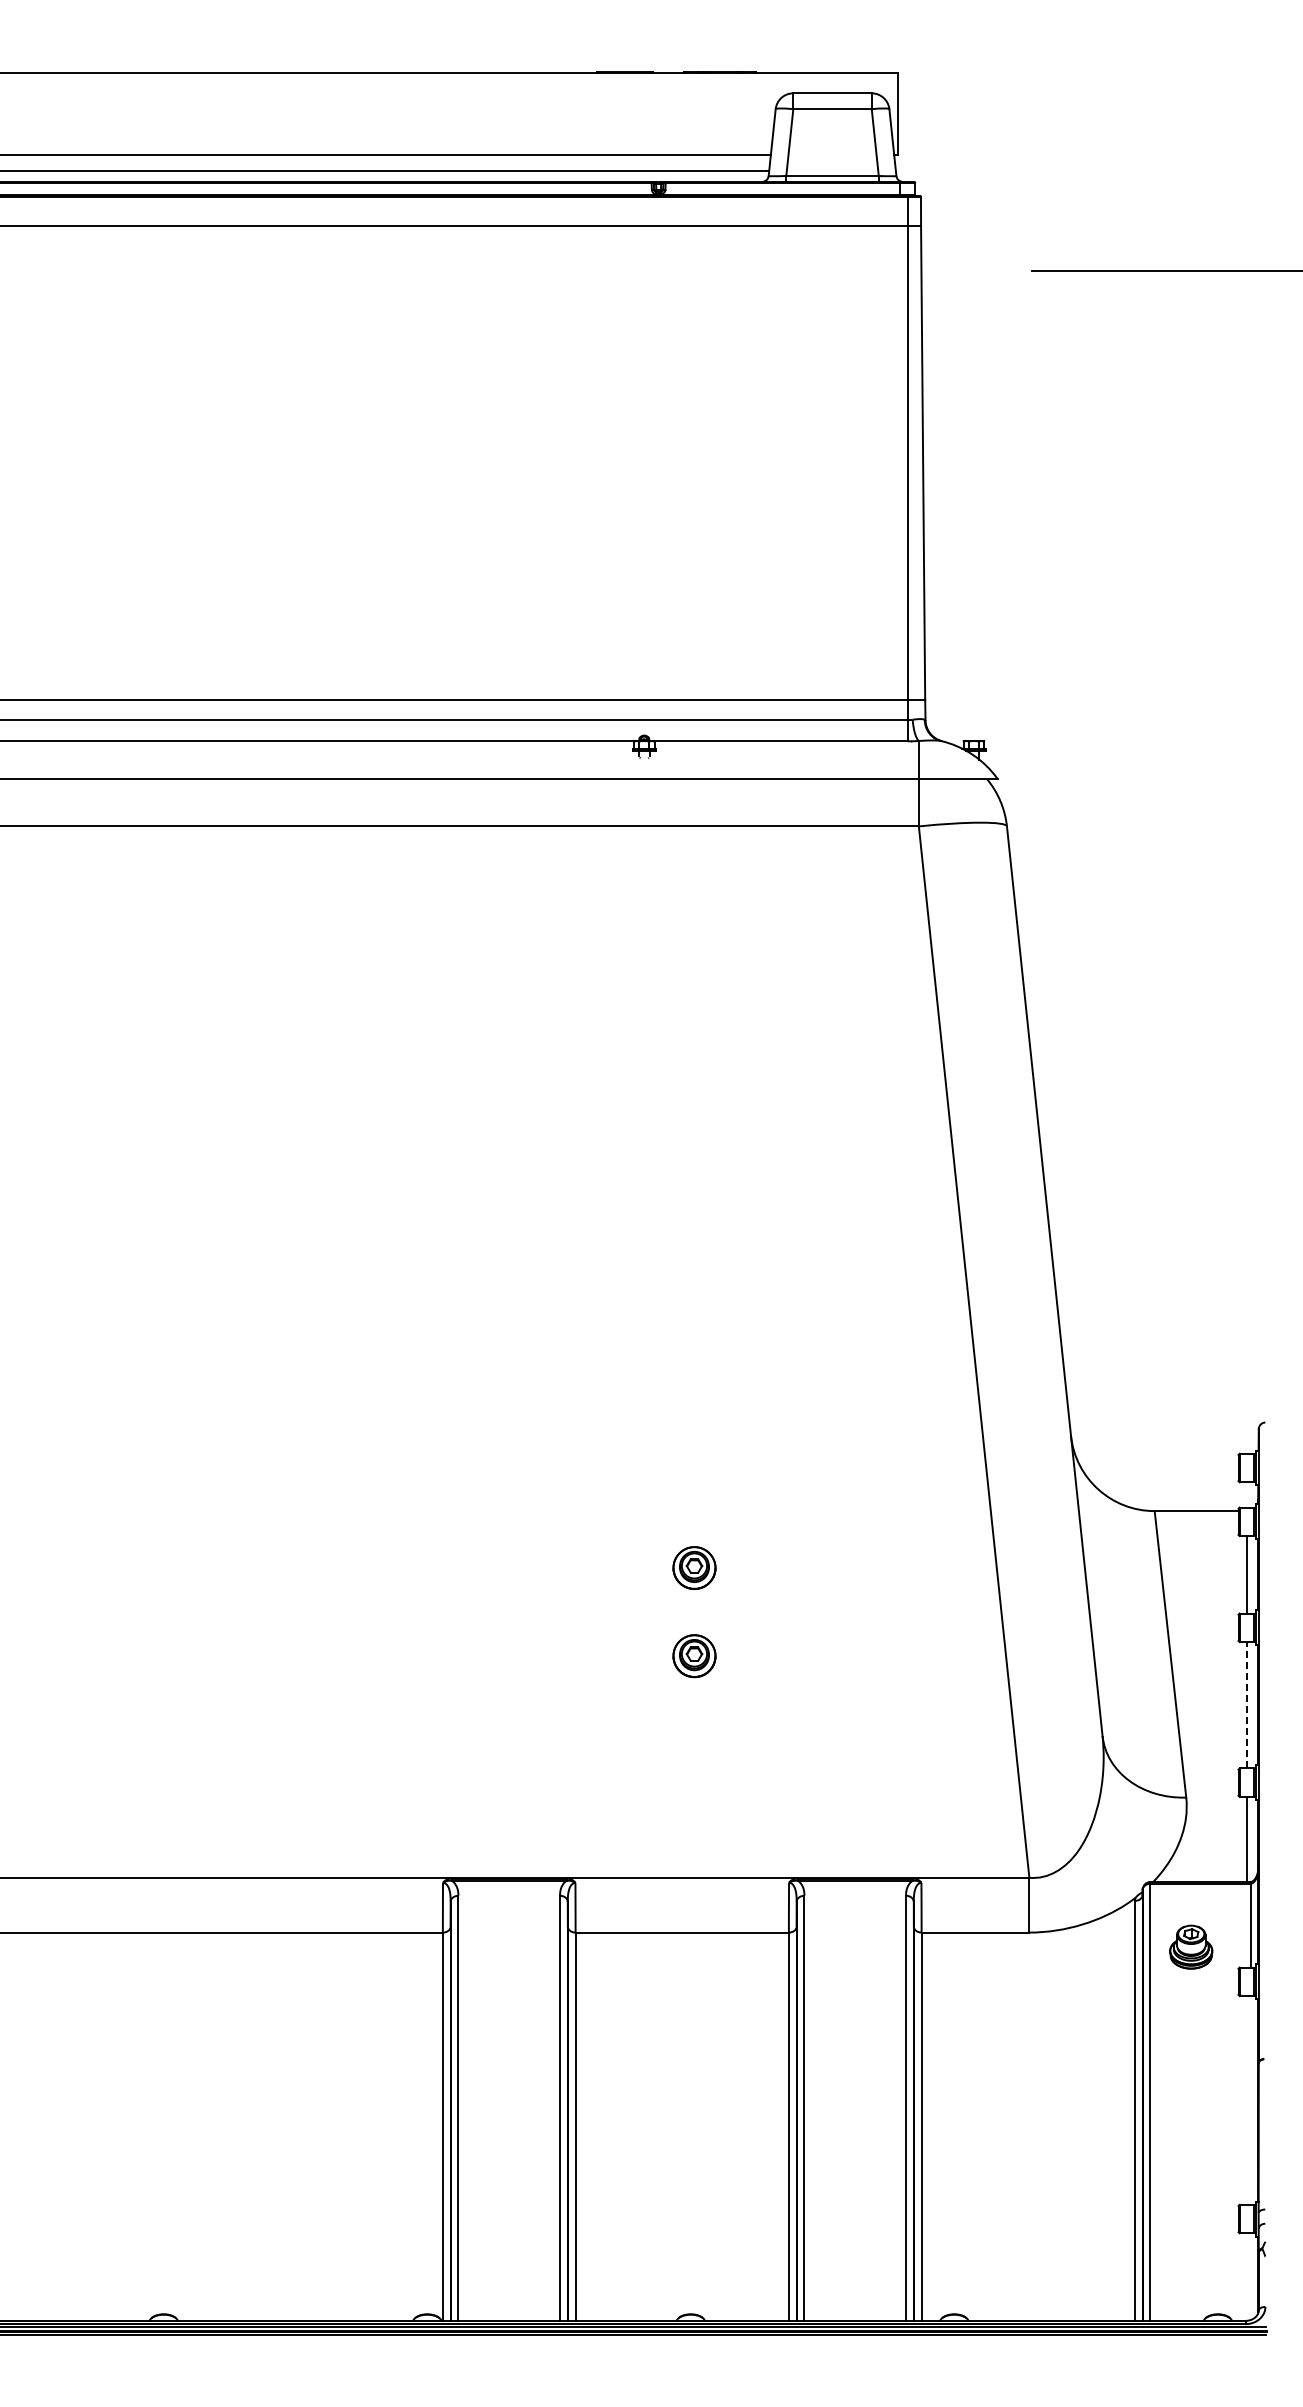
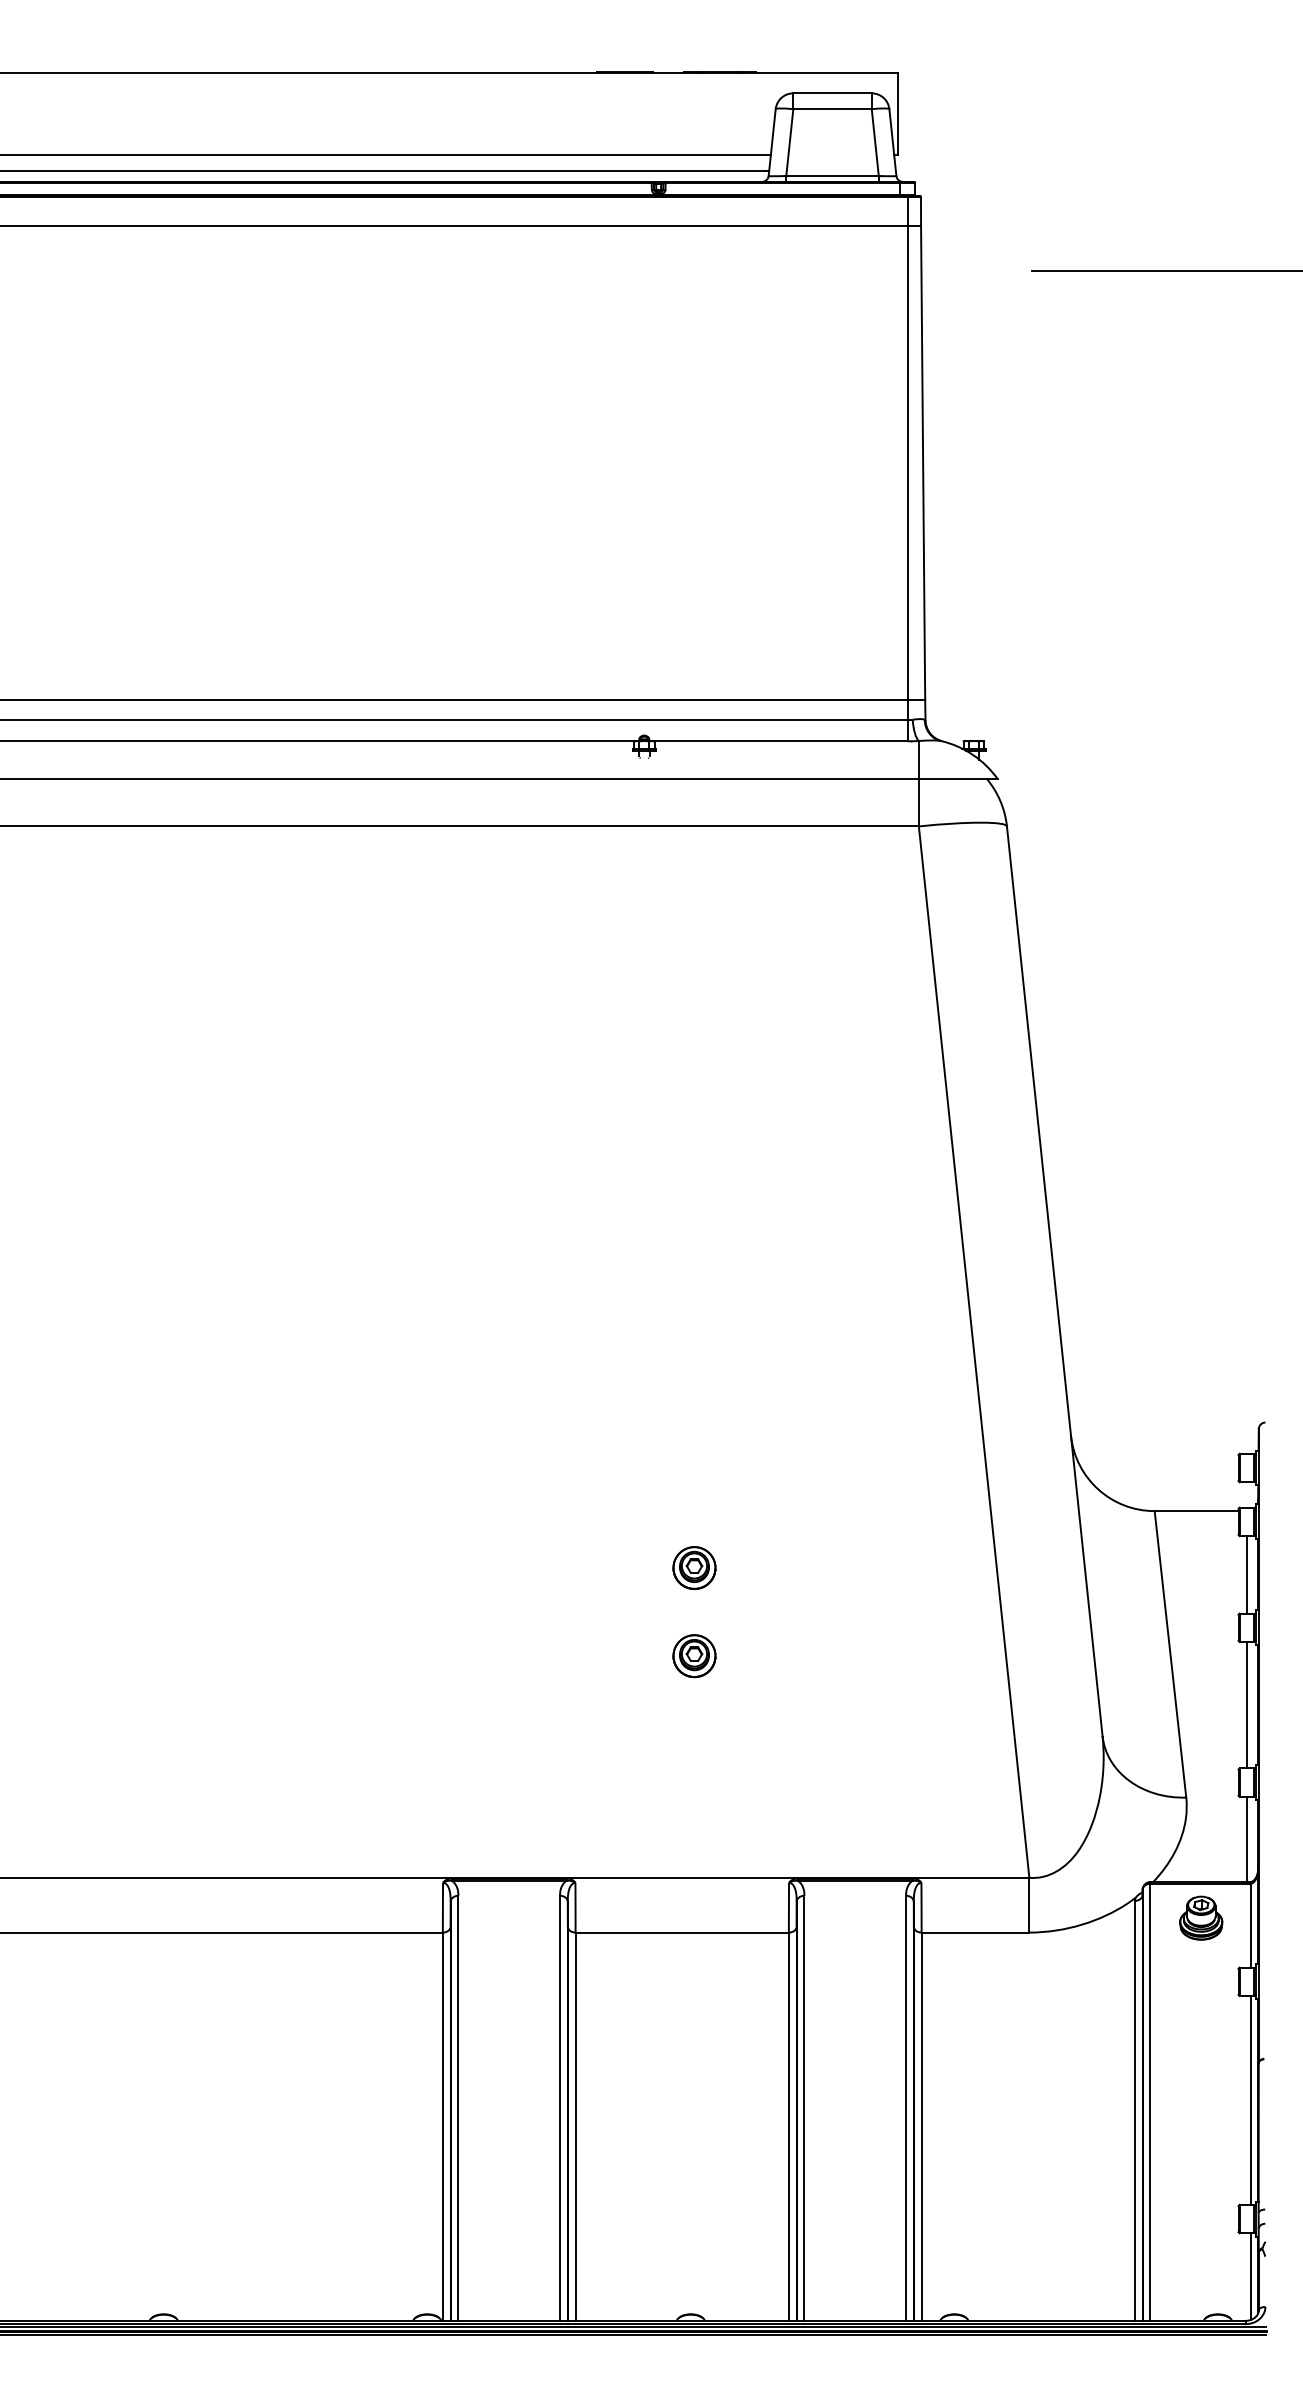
line: dashed -> solid (1247, 1704)
part position: (1191, 1946) -> (1201, 1917) (1201, 1917)
line: none -> present (1250, 2100)
line: none -> present (1250, 2276)
